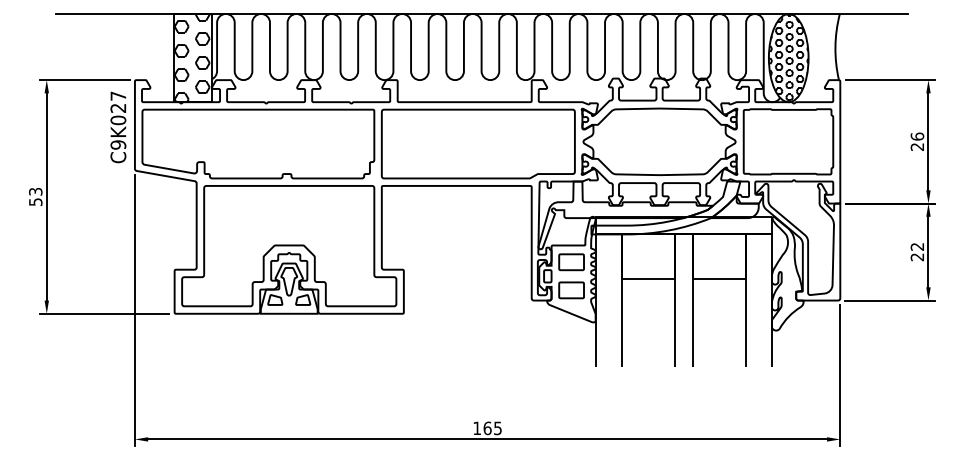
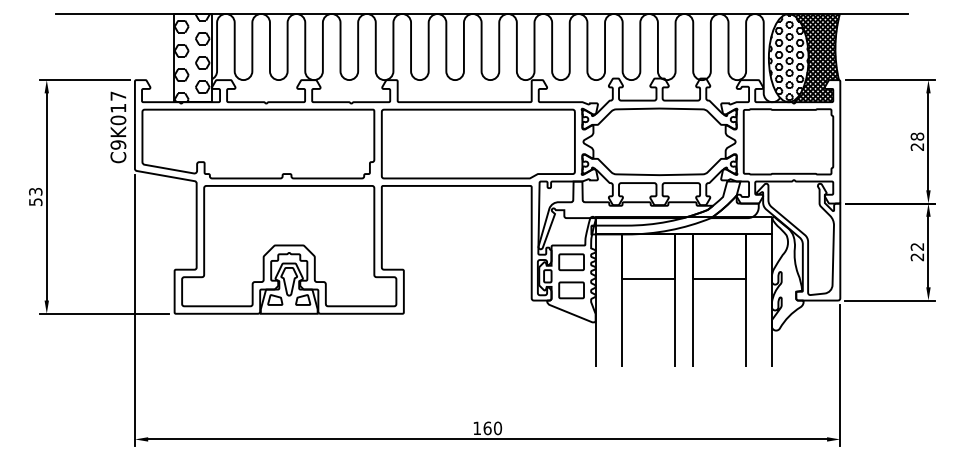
hatch: none -> present (813, 58)
text: C9K027 -> C9K017 (118, 108)
text: 26 -> 28 (917, 136)
text: 165 -> 160 (498, 428)
